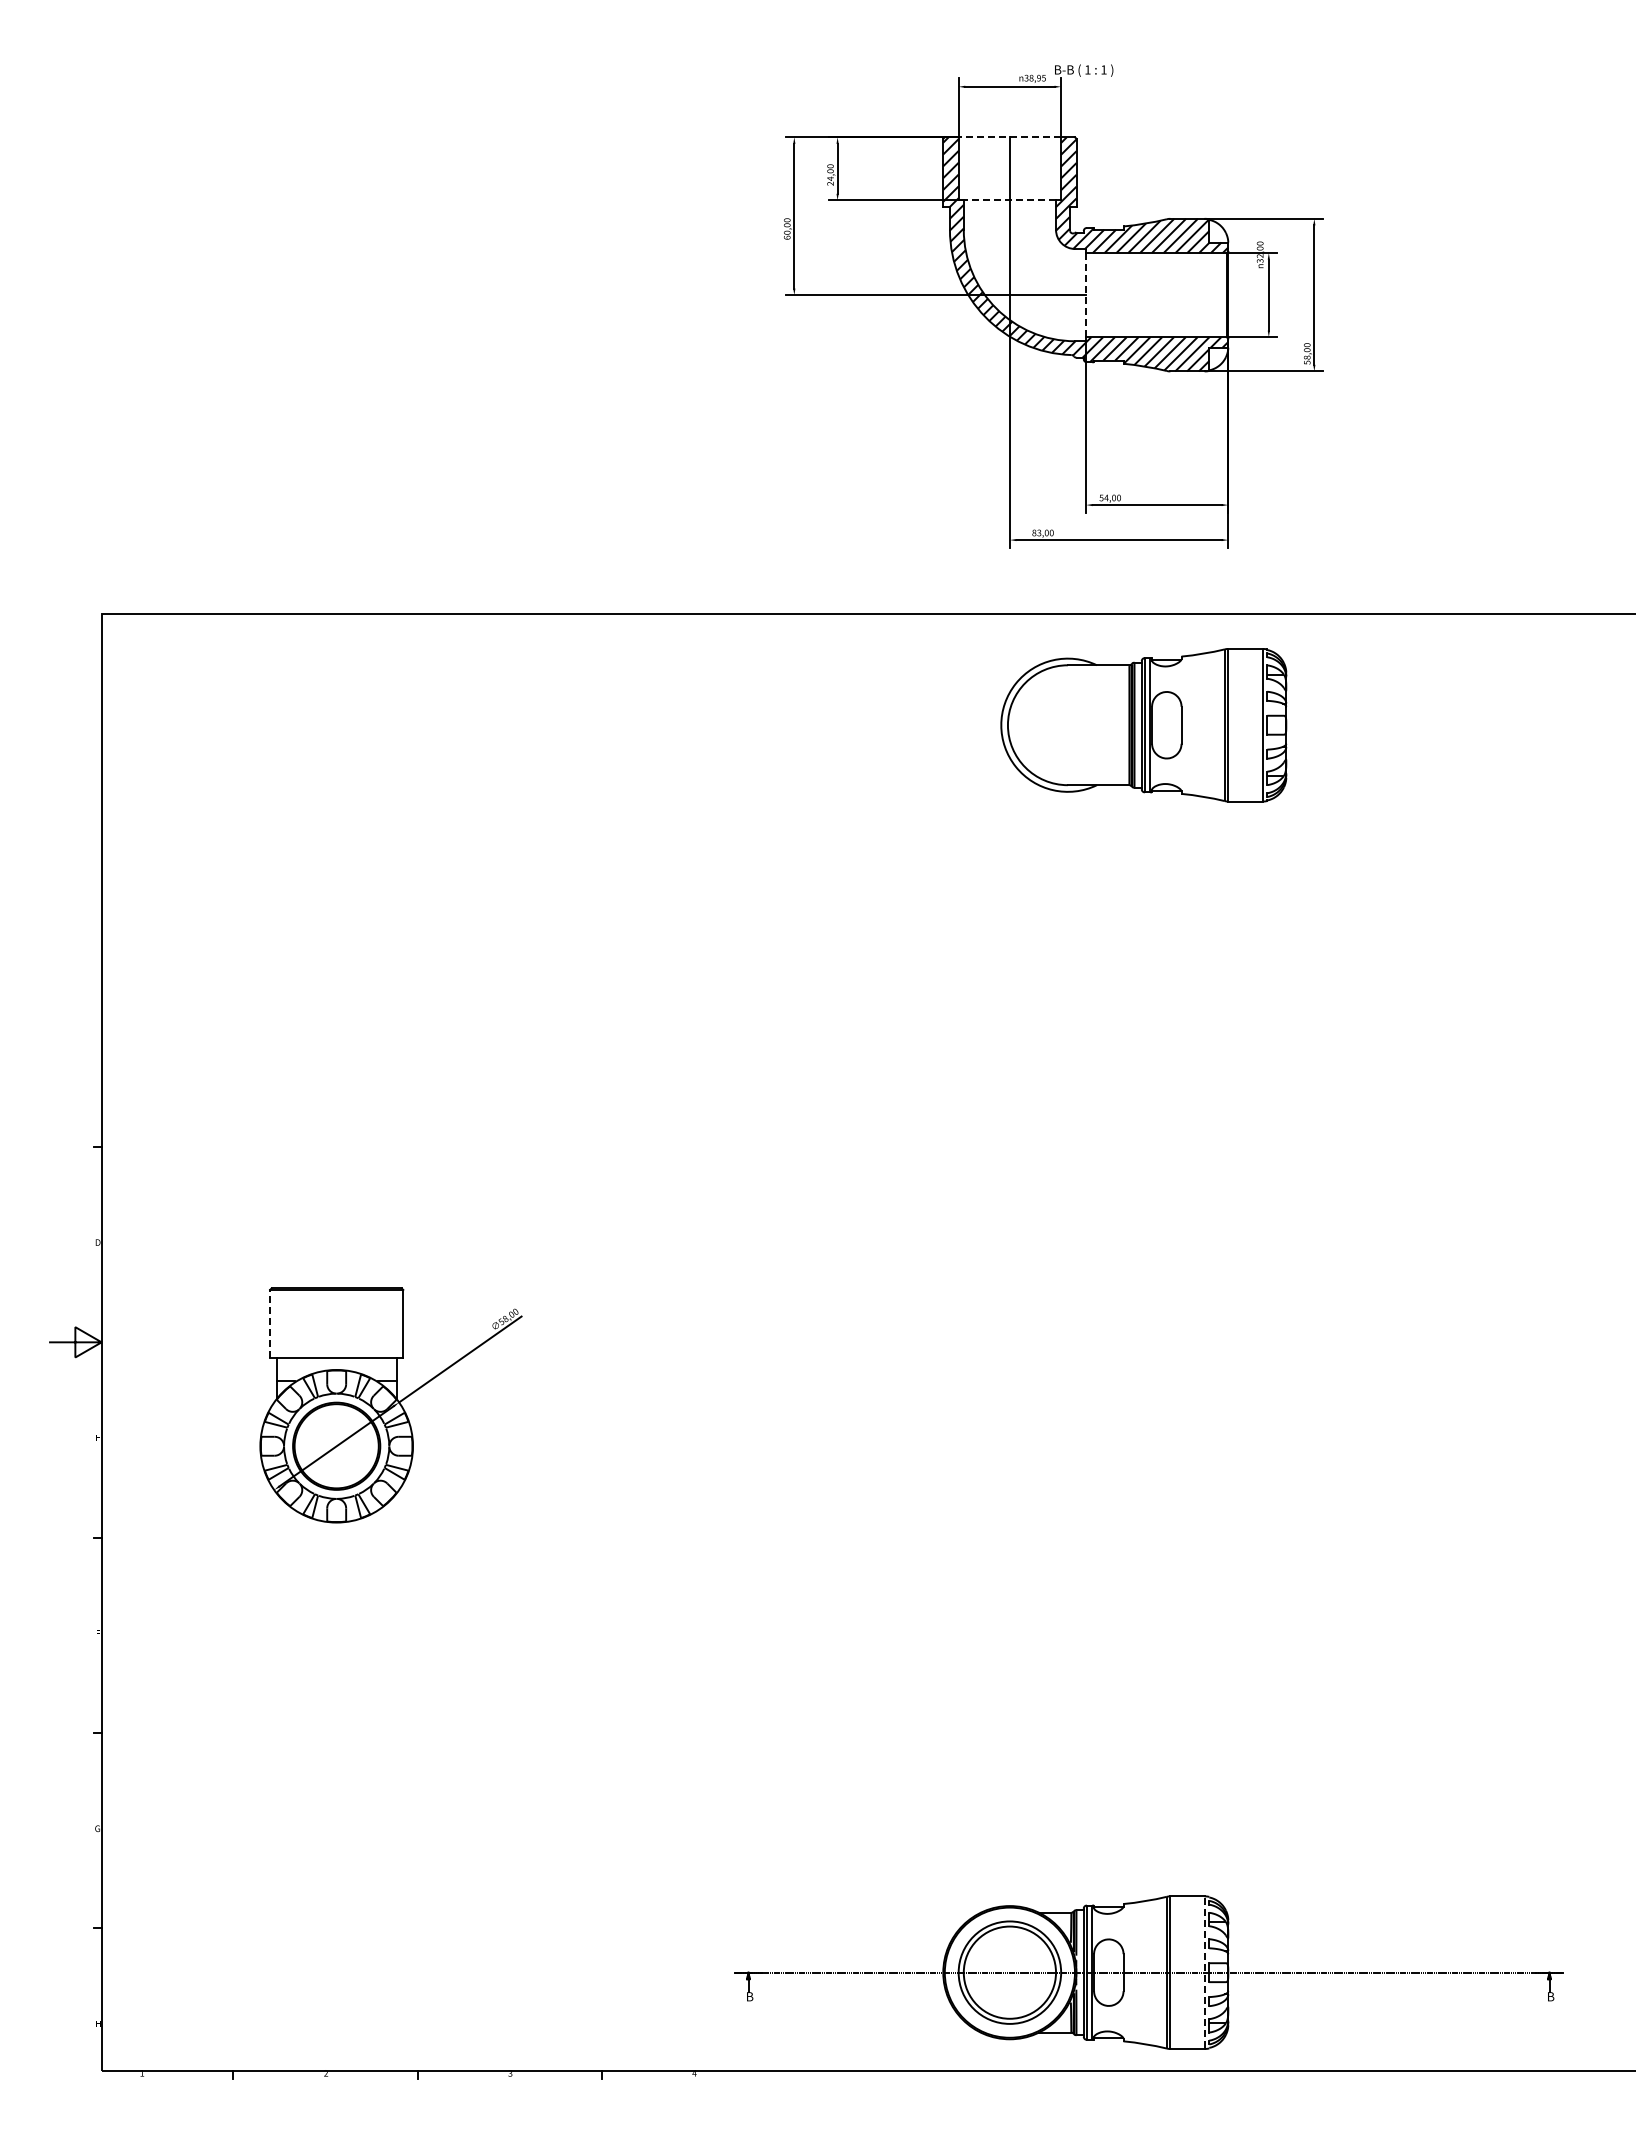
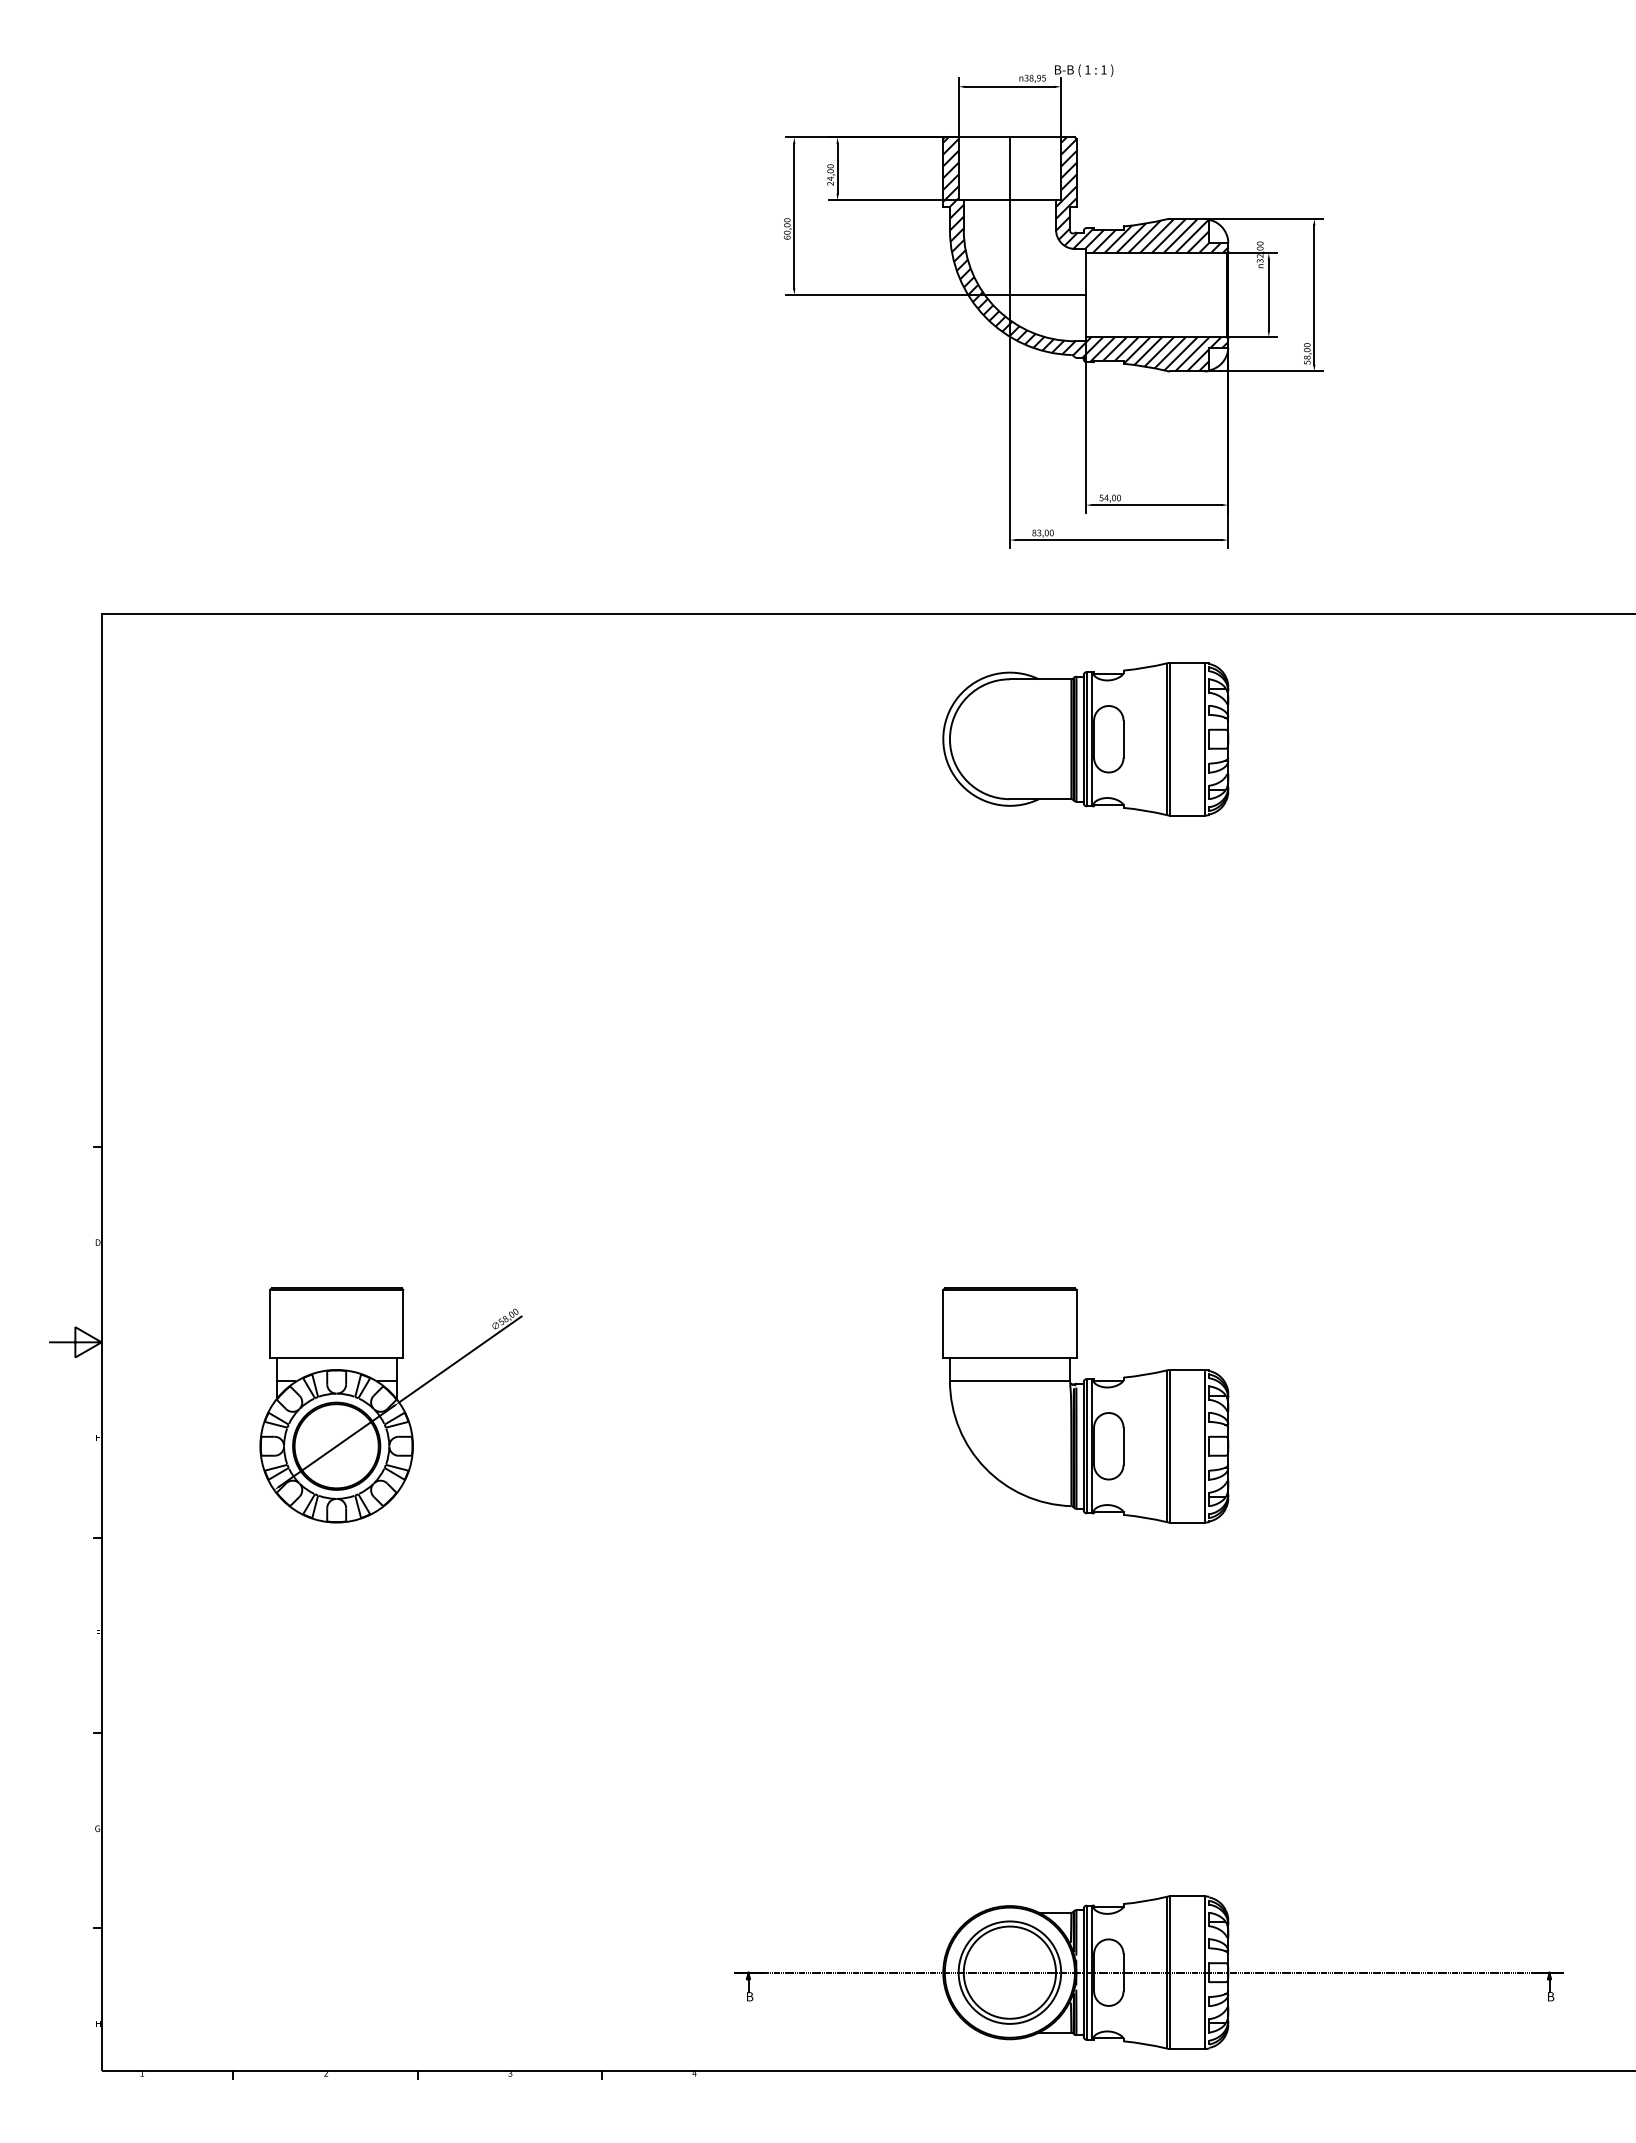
line: dashed -> solid (1009, 137)
line: dashed -> solid (1009, 200)
line: dashed -> solid (1086, 294)
part position: (1143, 725) -> (1085, 739) (1085, 739)
line: dashed -> solid (270, 1323)
part: none -> present (1085, 1405)
line: dashed -> solid (1204, 1972)
